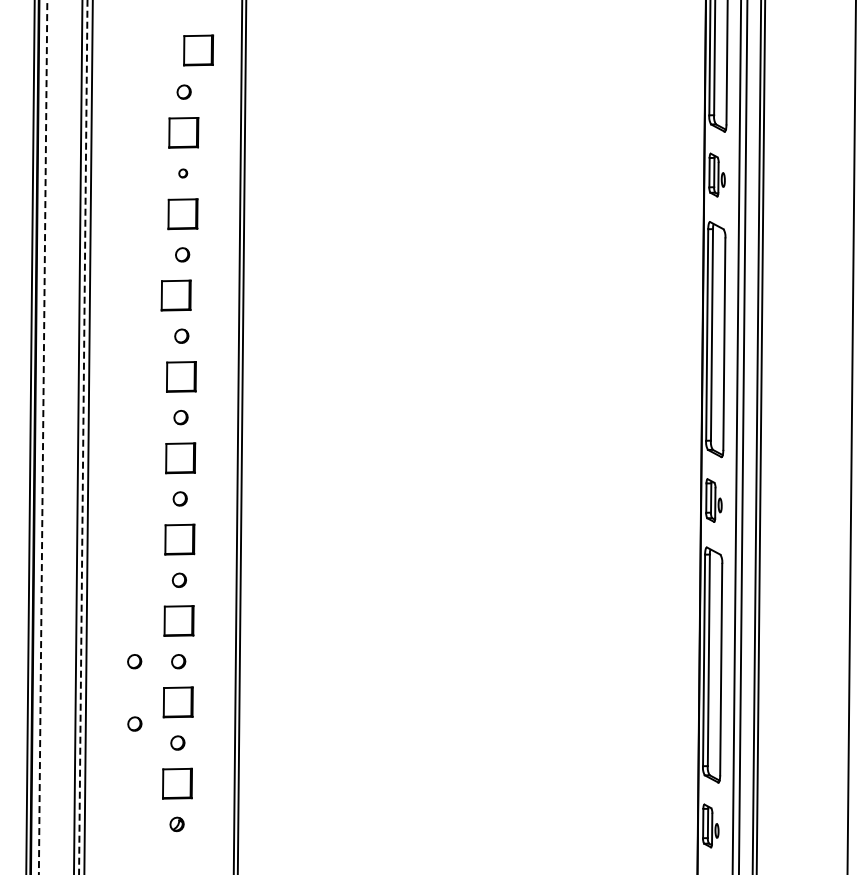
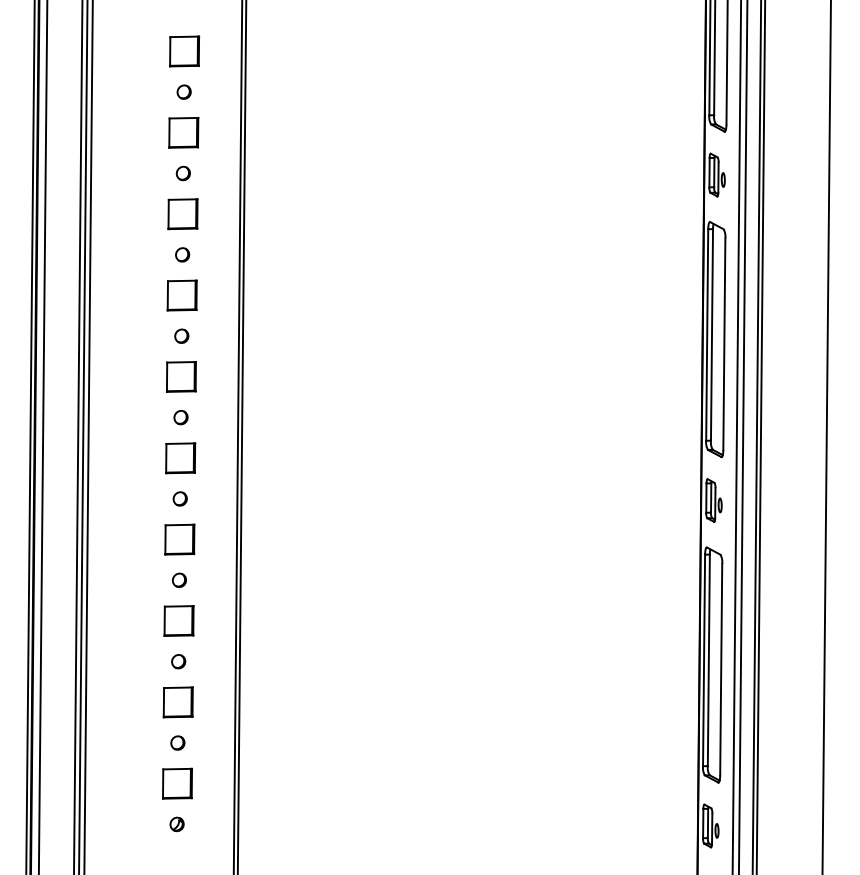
part position: (198, 50) -> (184, 51) (184, 51)
part size: 11x11 px -> 16x17 px (182, 173)
part position: (175, 295) -> (181, 295) (181, 295)
line: dashed -> solid (83, 436)
line position: (851, 436) -> (826, 436) (826, 436)
line: dashed -> solid (43, 437)
part: present -> none (134, 661)
part: present -> none (134, 723)
